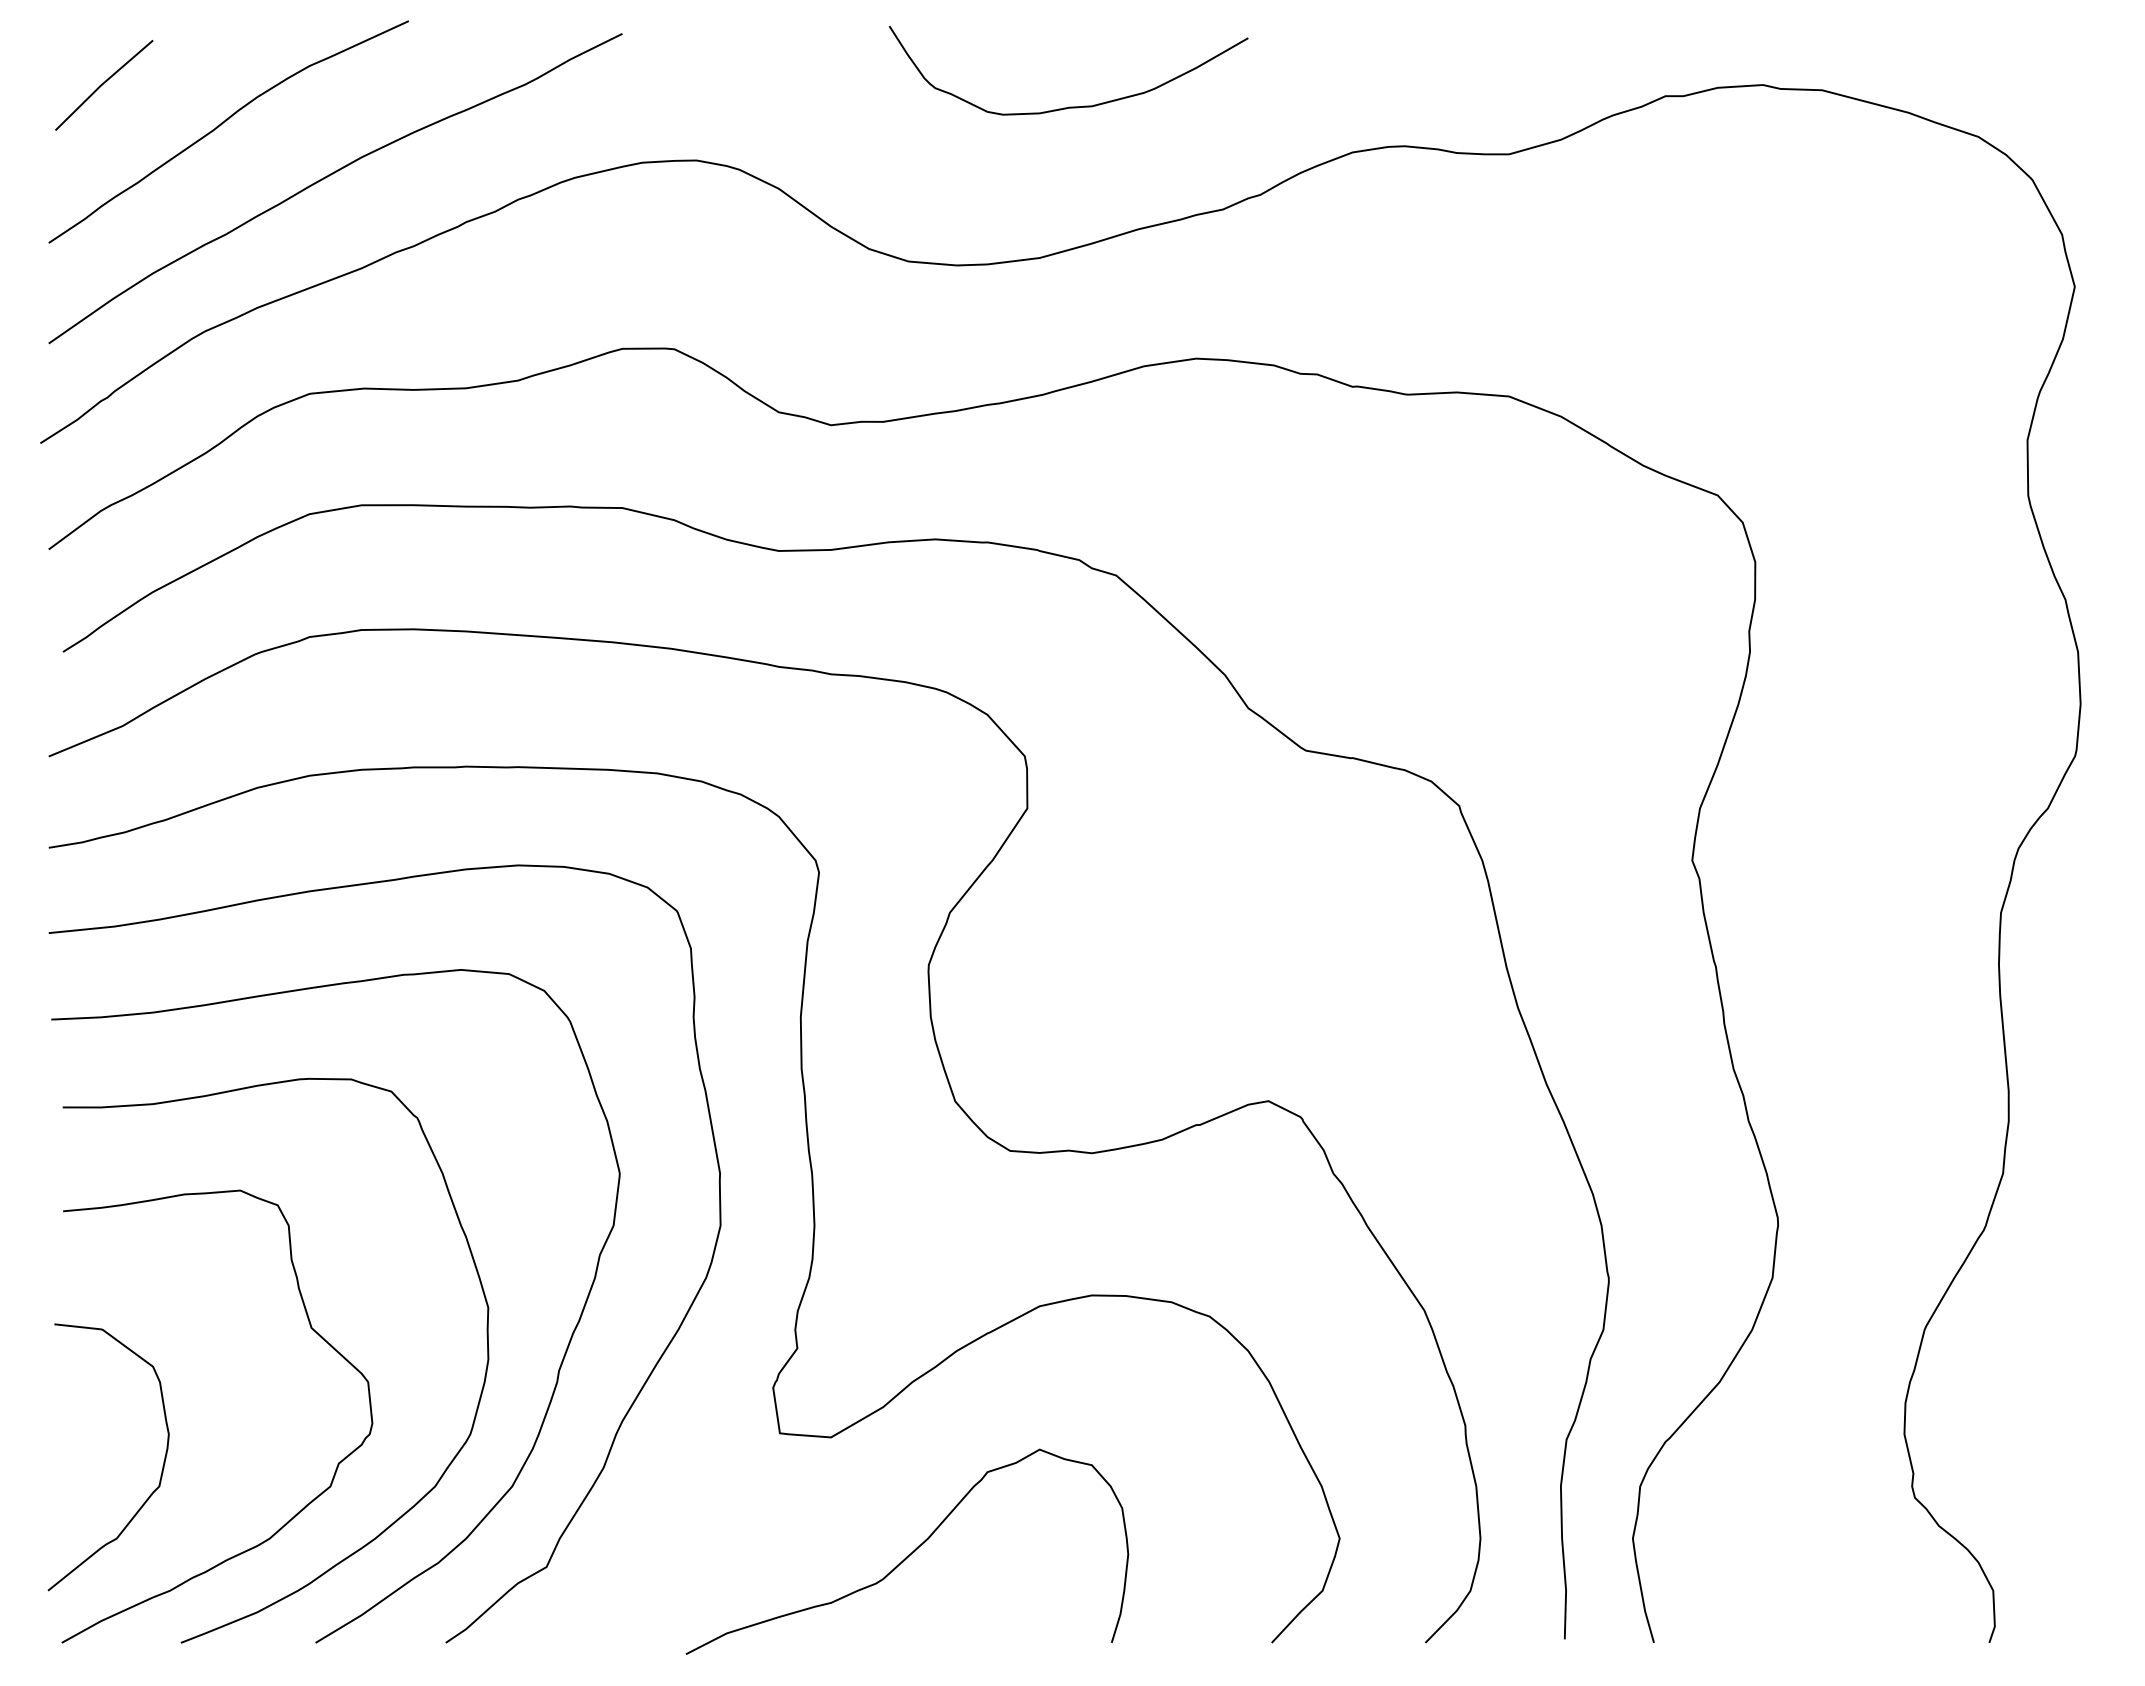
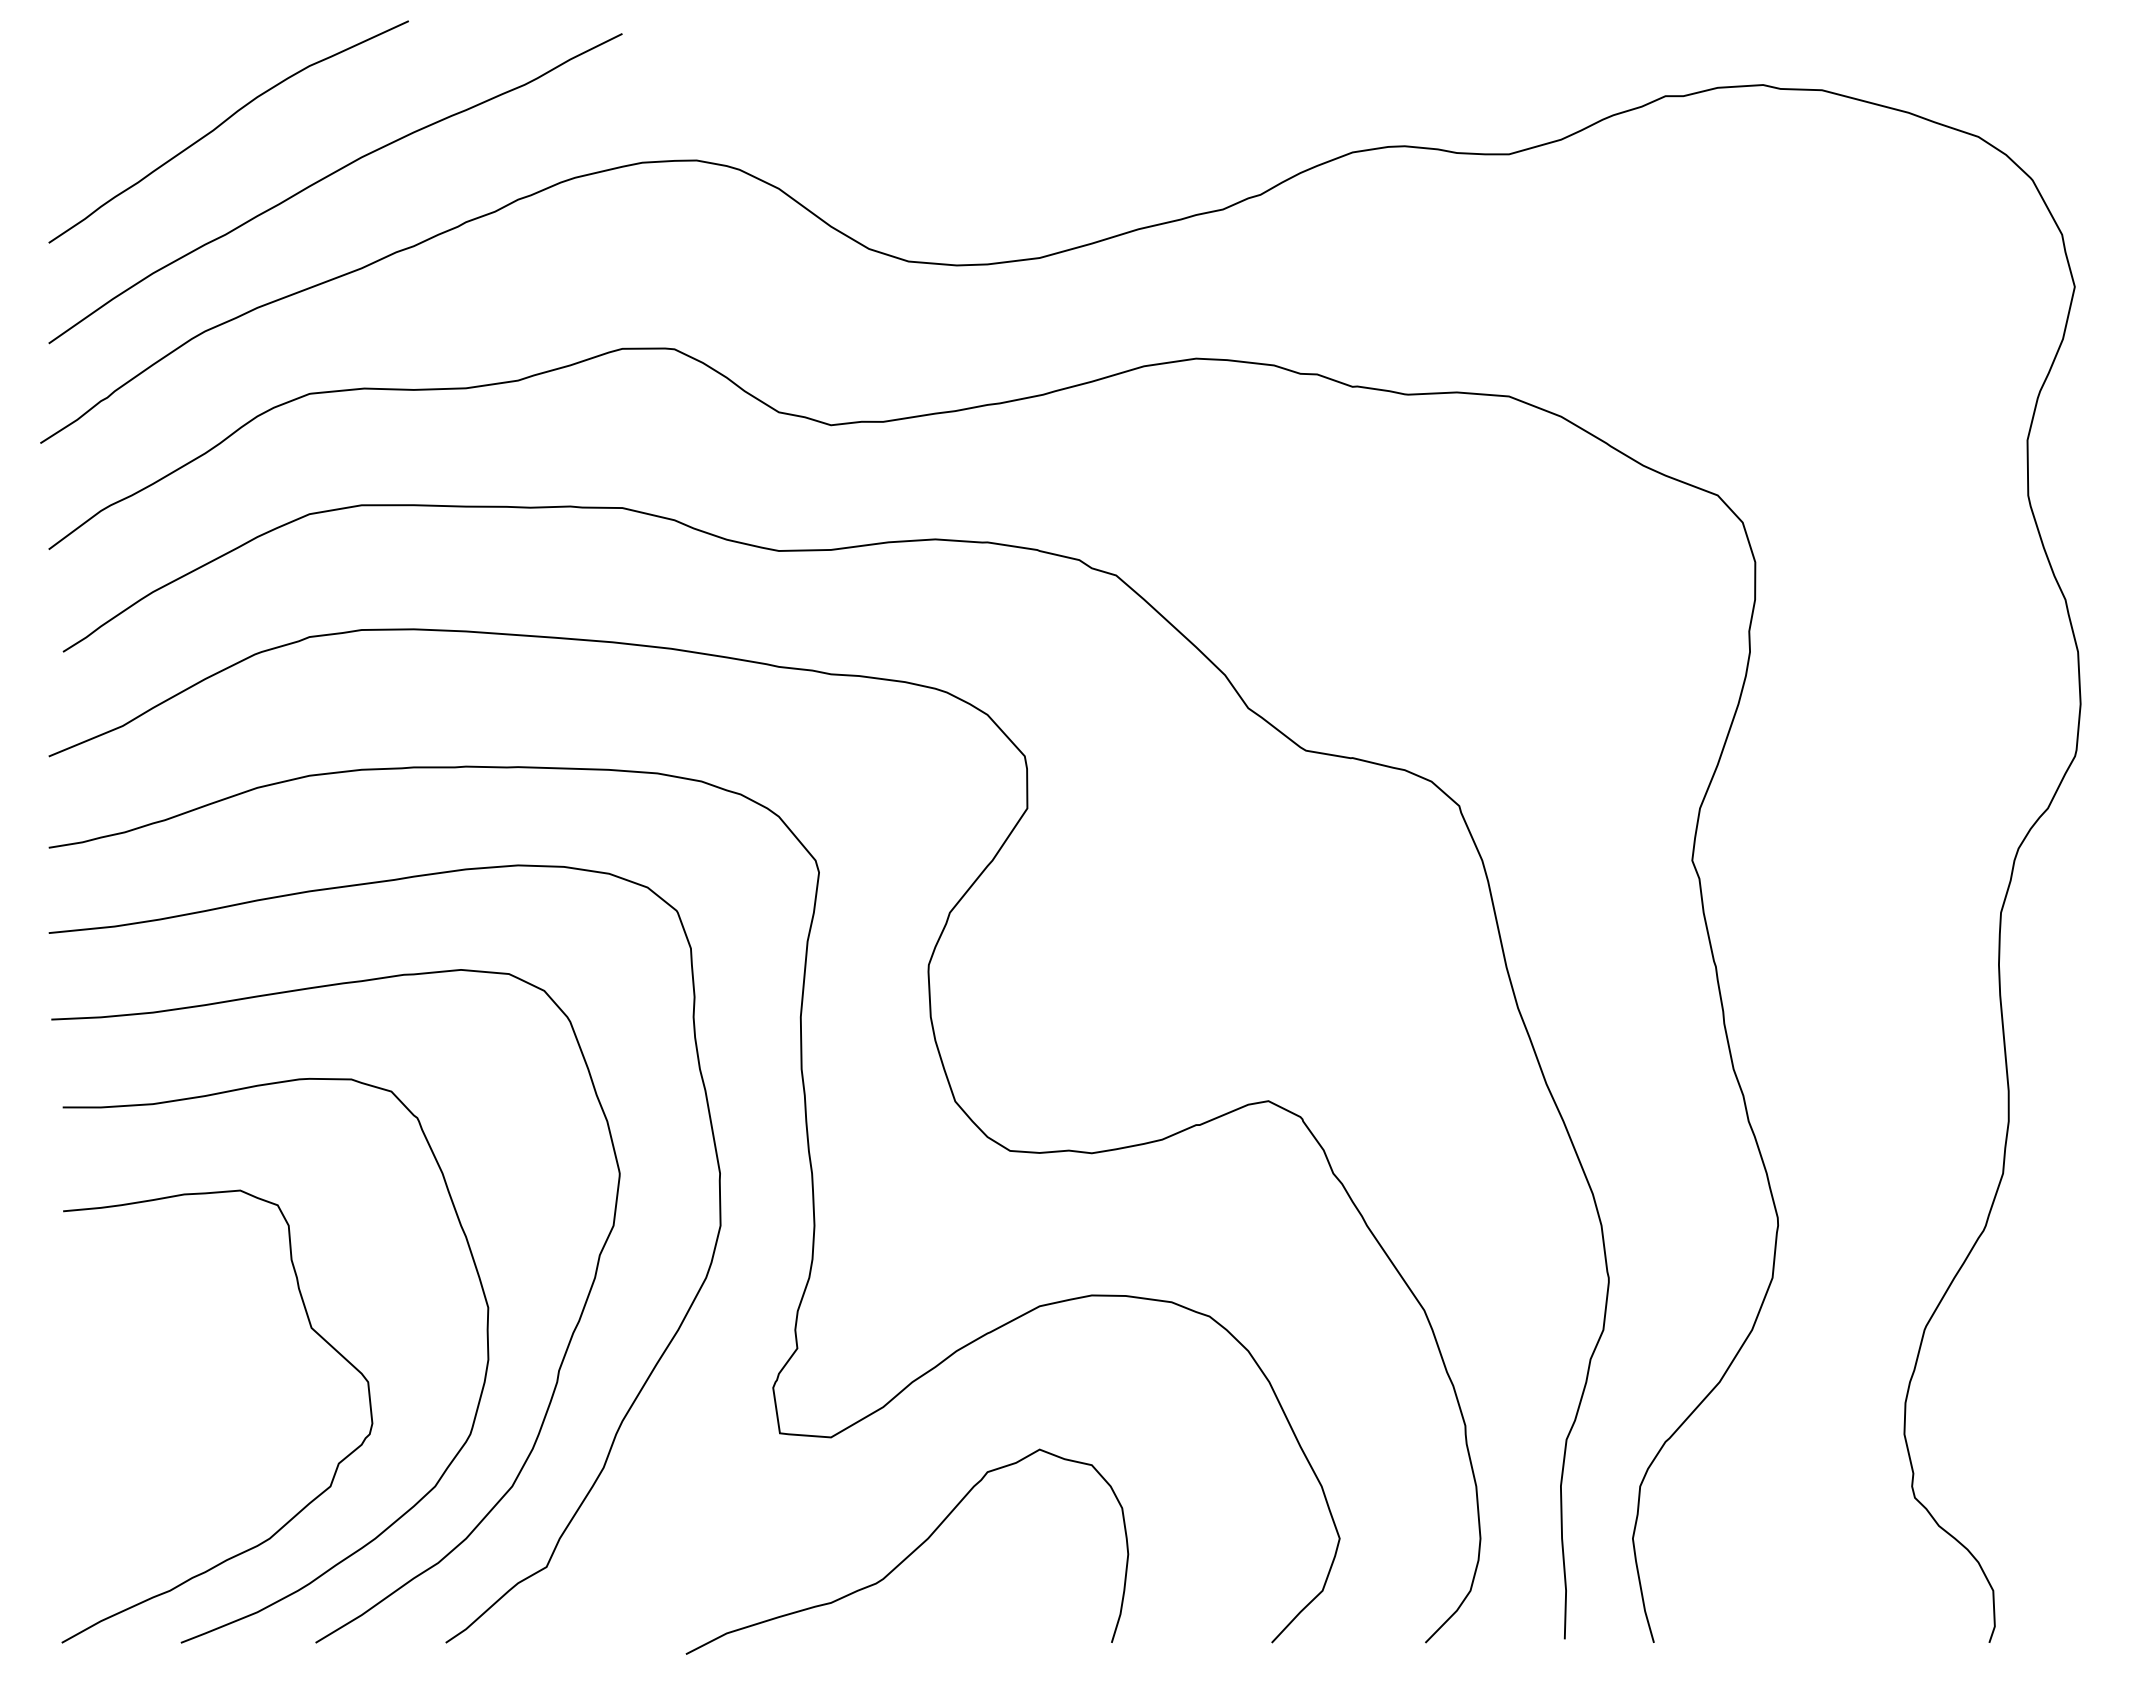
line: present -> none (103, 84)
curve: present -> none (1069, 106)
curve: present -> none (161, 1470)
